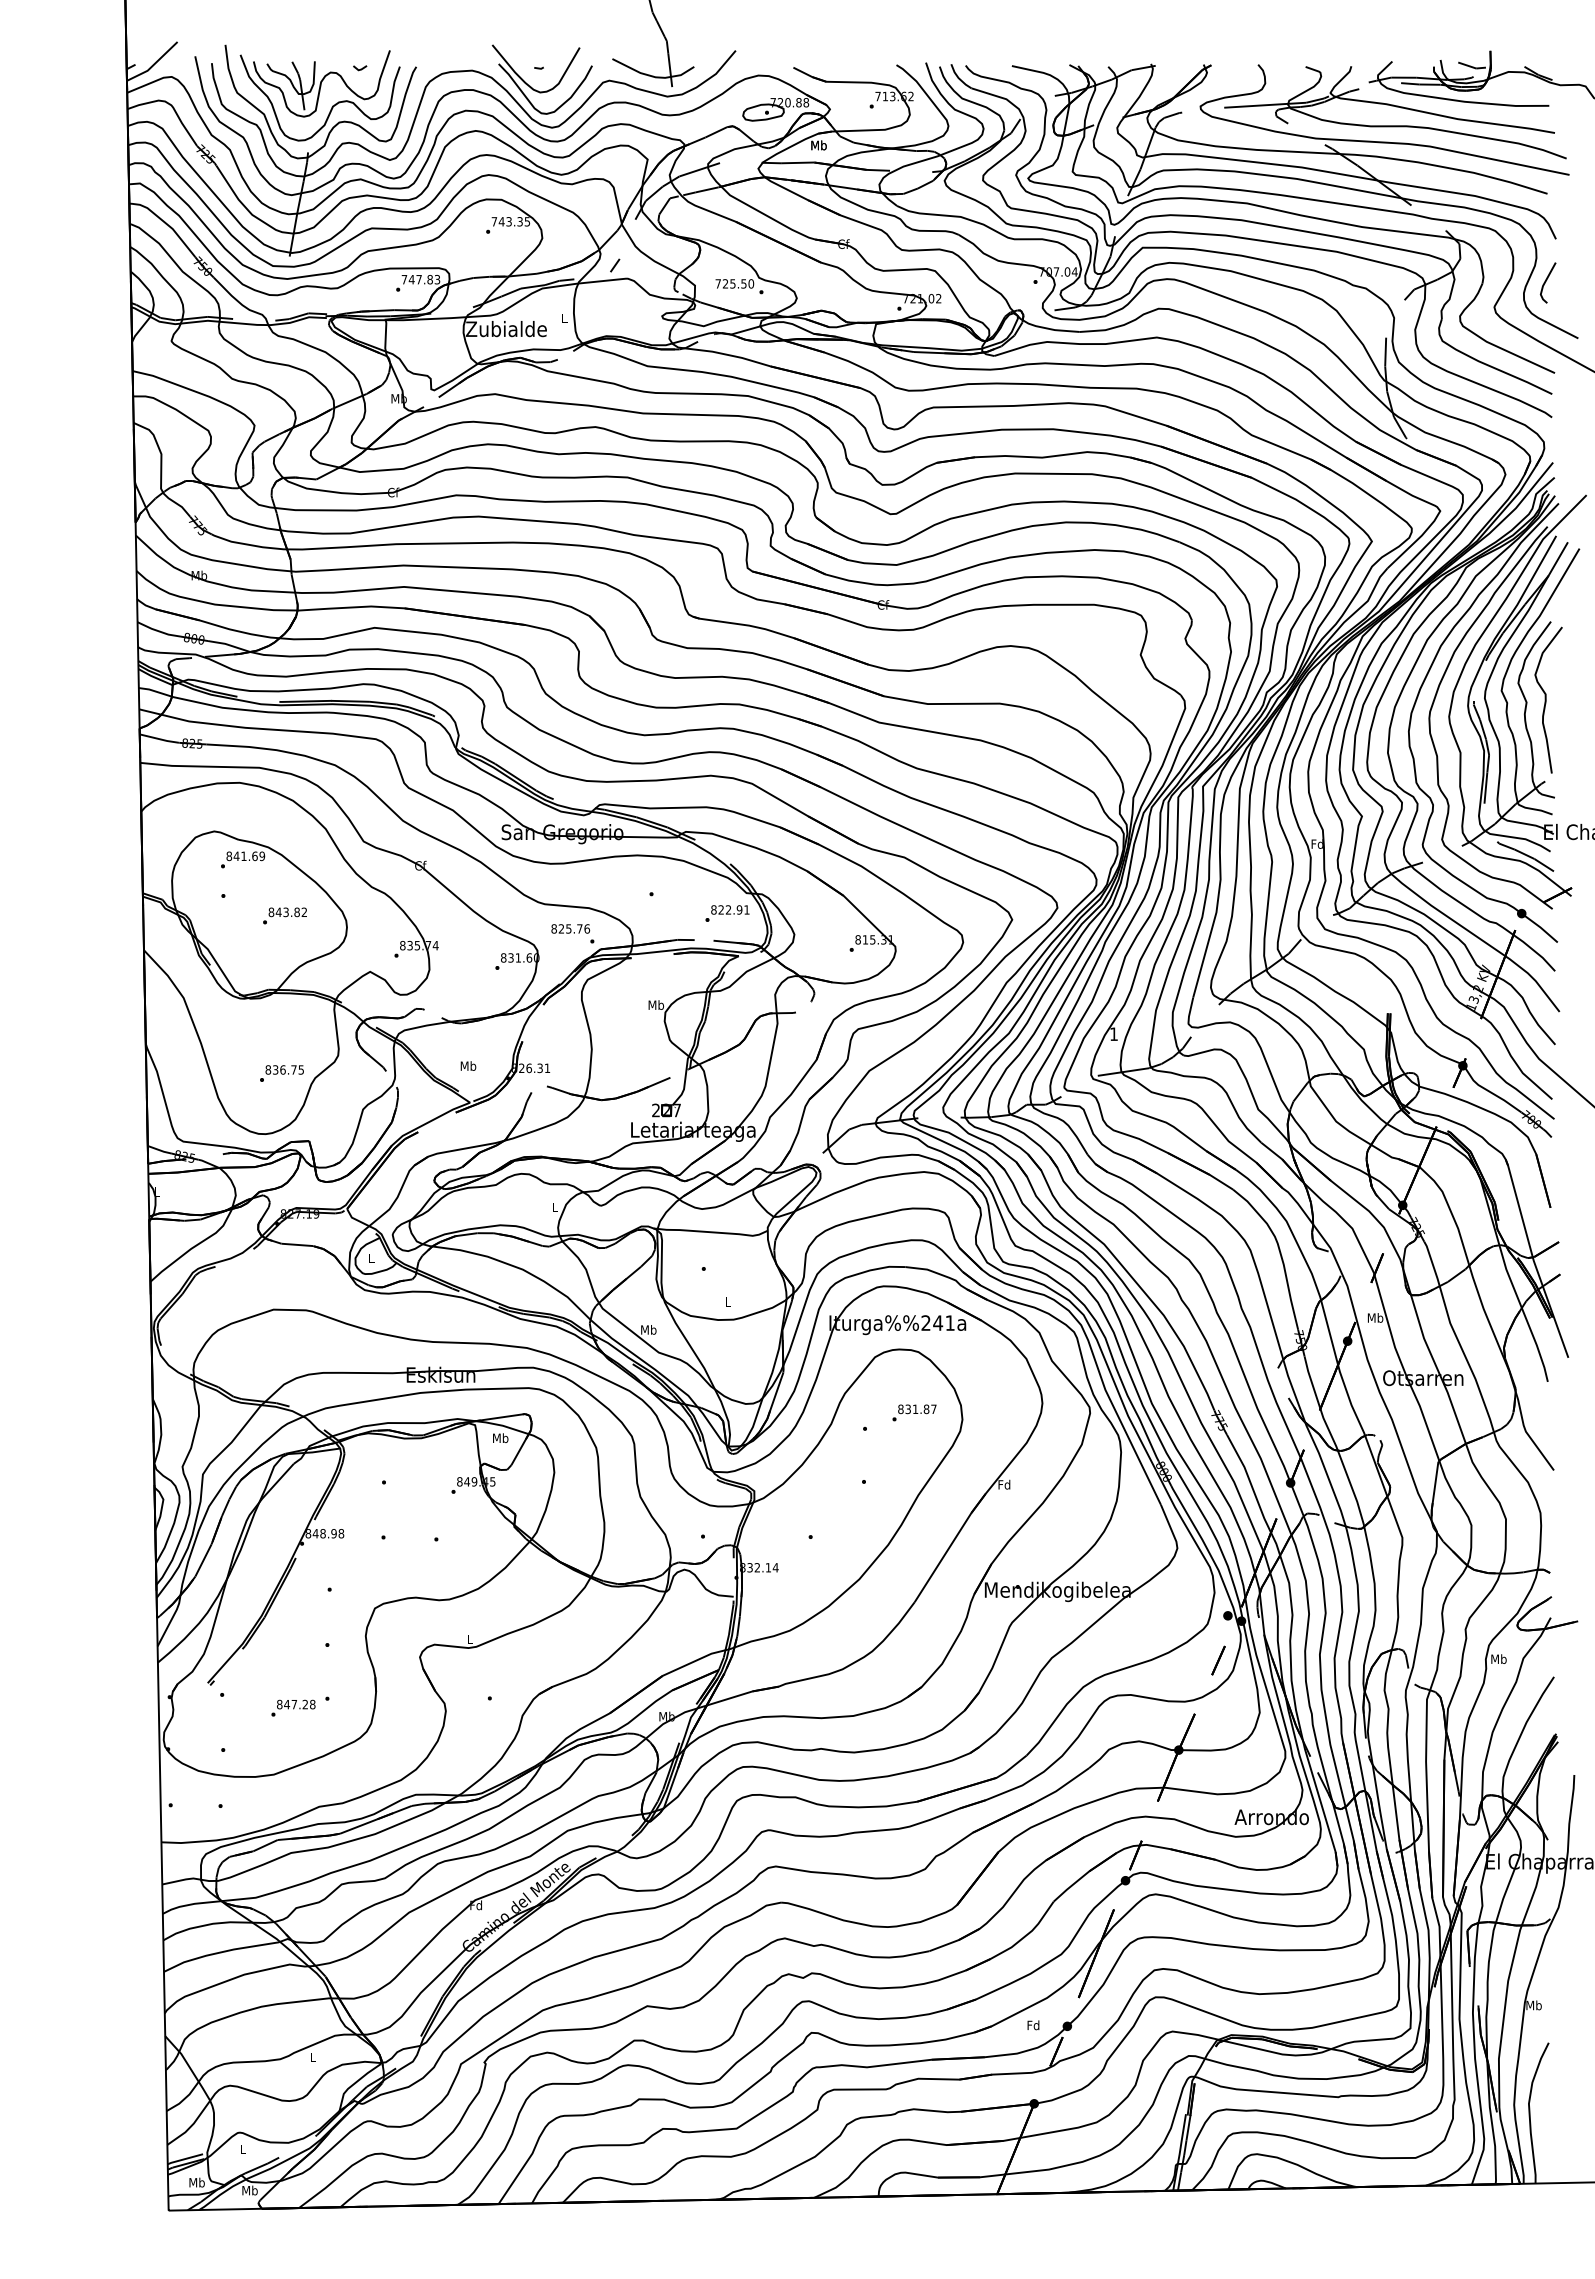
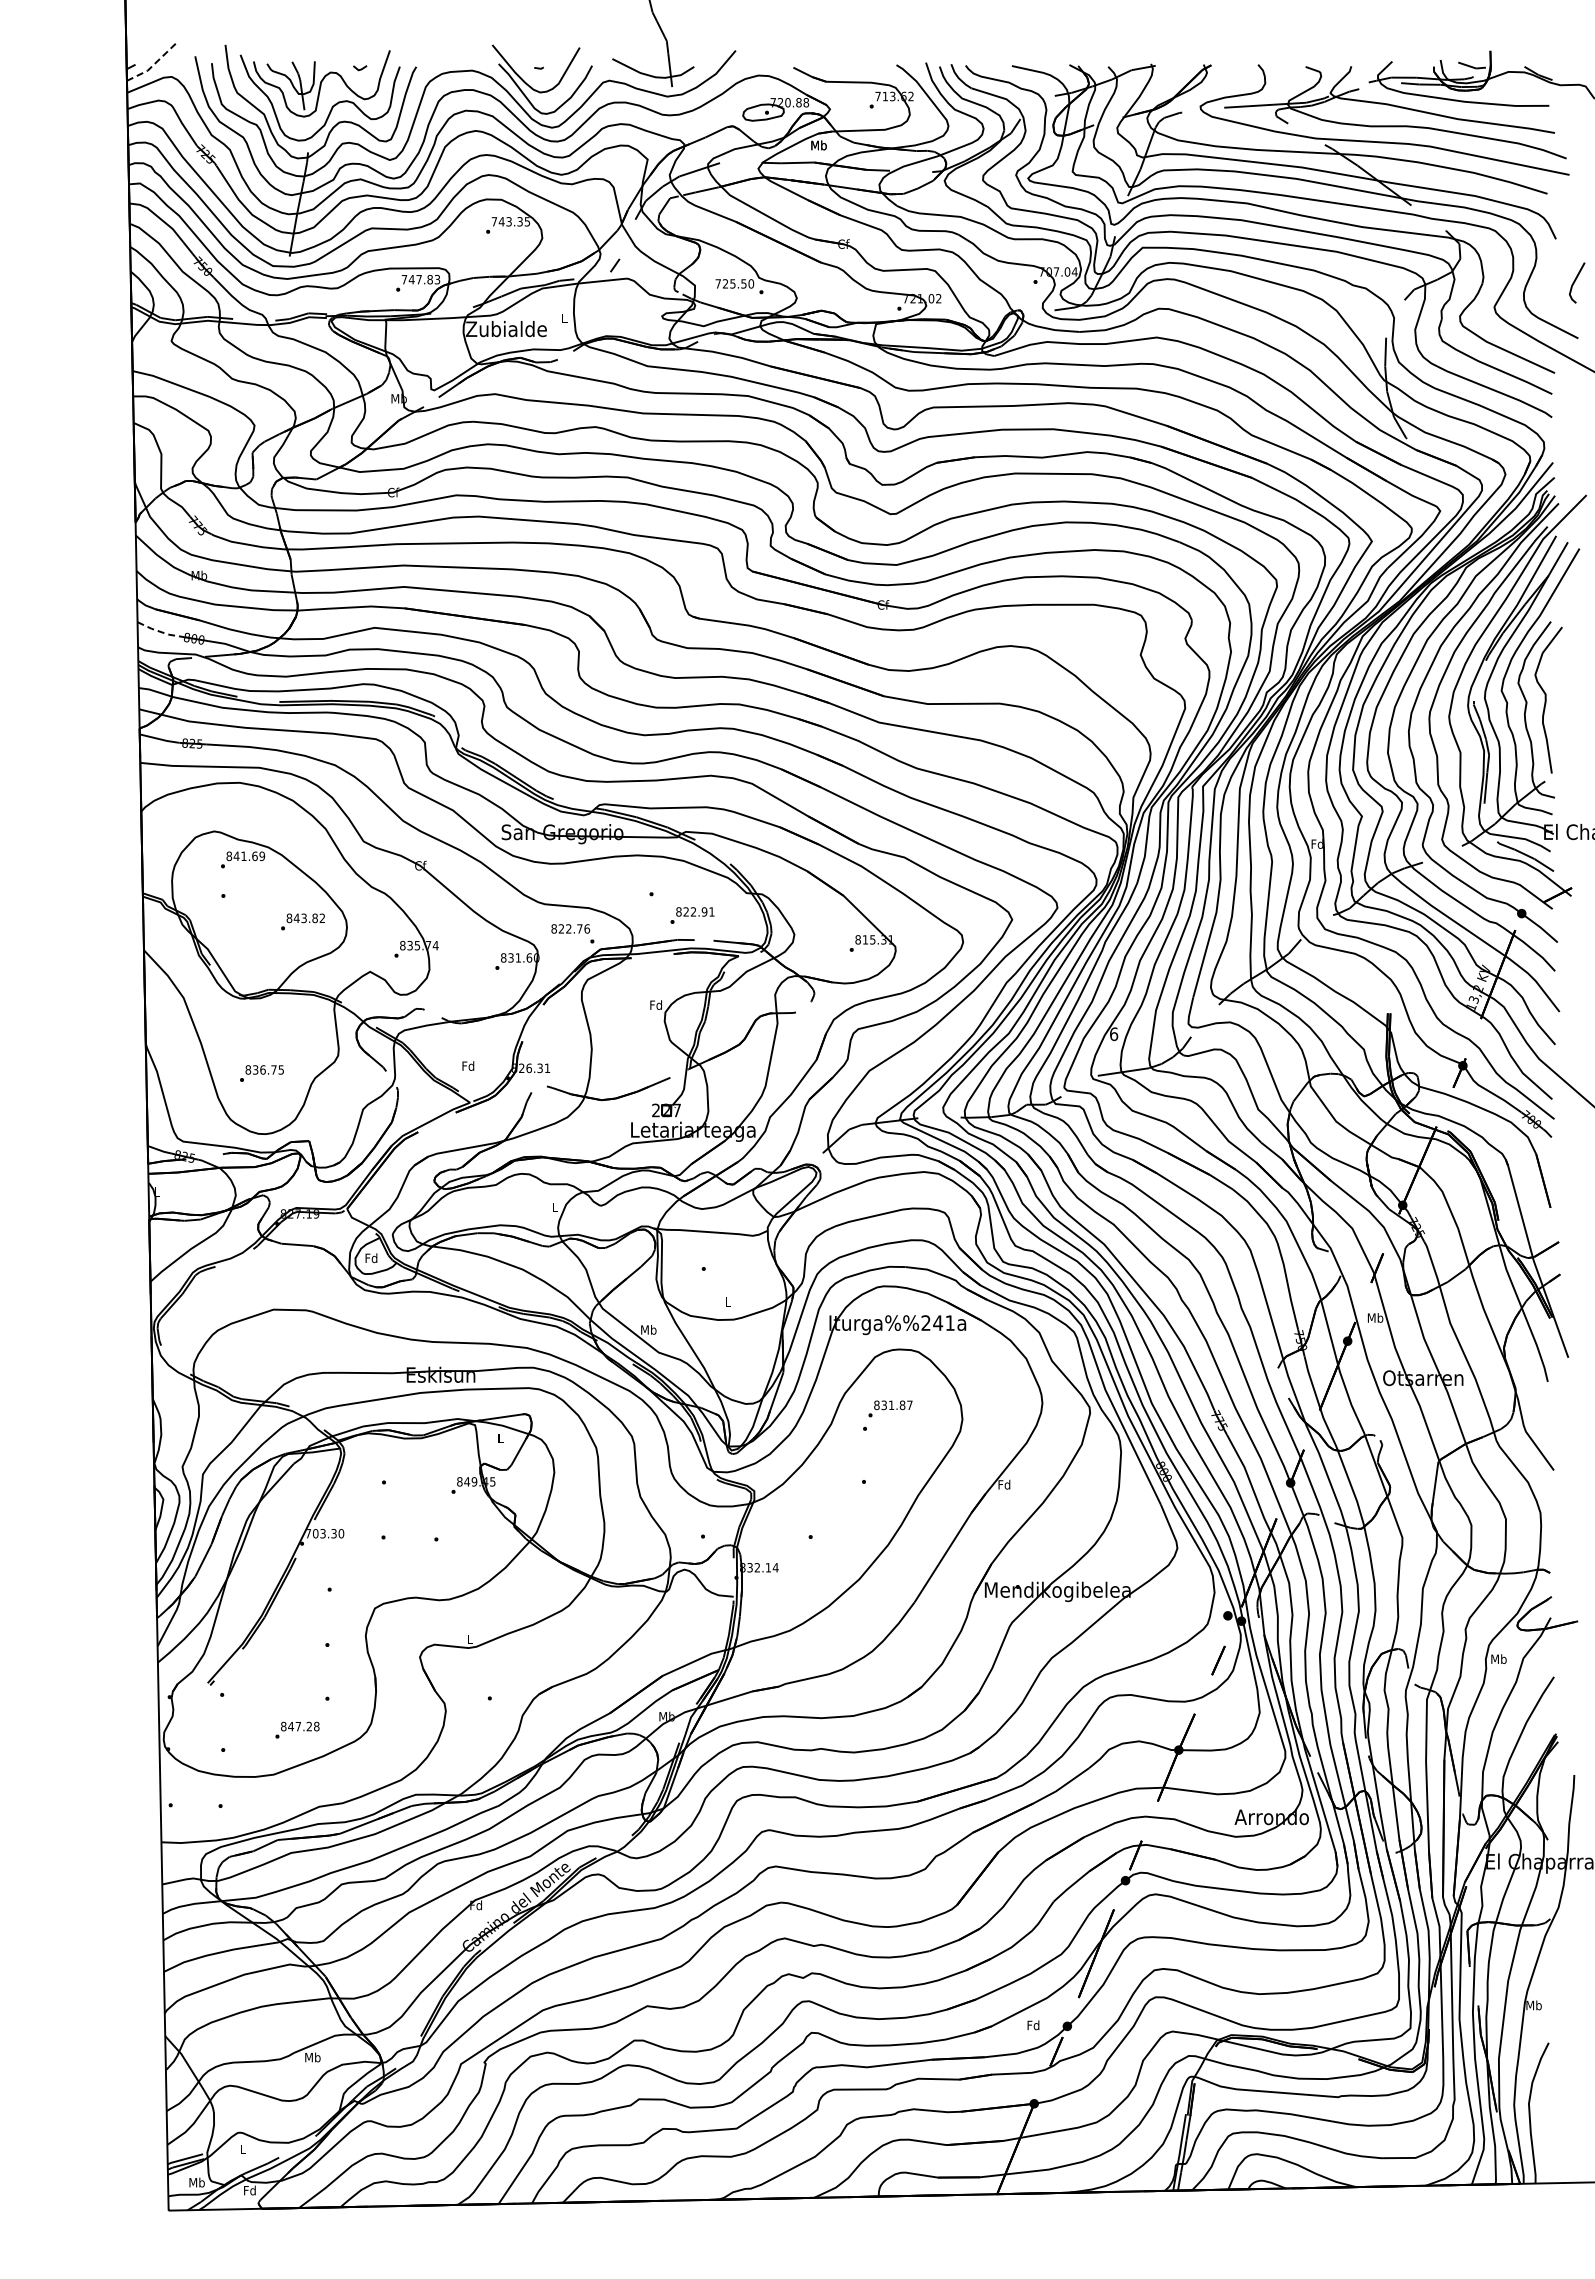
line: solid -> dashed (154, 64)
line position: (1546, 281) -> (1575, 281) (1575, 281)
line: solid -> dashed (159, 631)
text position: (727, 913) -> (692, 915) (692, 915)
text position: (284, 915) -> (302, 921) (302, 921)
text: 825.76 -> 822.76 (568, 928)
text: Mb -> Fd (656, 1004)
text: 1 -> 6 (1114, 1034)
text: Mb -> Fd (468, 1065)
text position: (281, 1073) -> (261, 1073) (261, 1073)
text: L -> Fd (371, 1258)
text position: (914, 1412) -> (890, 1408) (890, 1408)
text: Mb -> L (500, 1438)
text: 848.98 -> 703.30 (324, 1533)
text position: (293, 1707) -> (297, 1729) (297, 1729)
text: L -> Mb (312, 2057)
text: Mb -> Fd (249, 2190)
